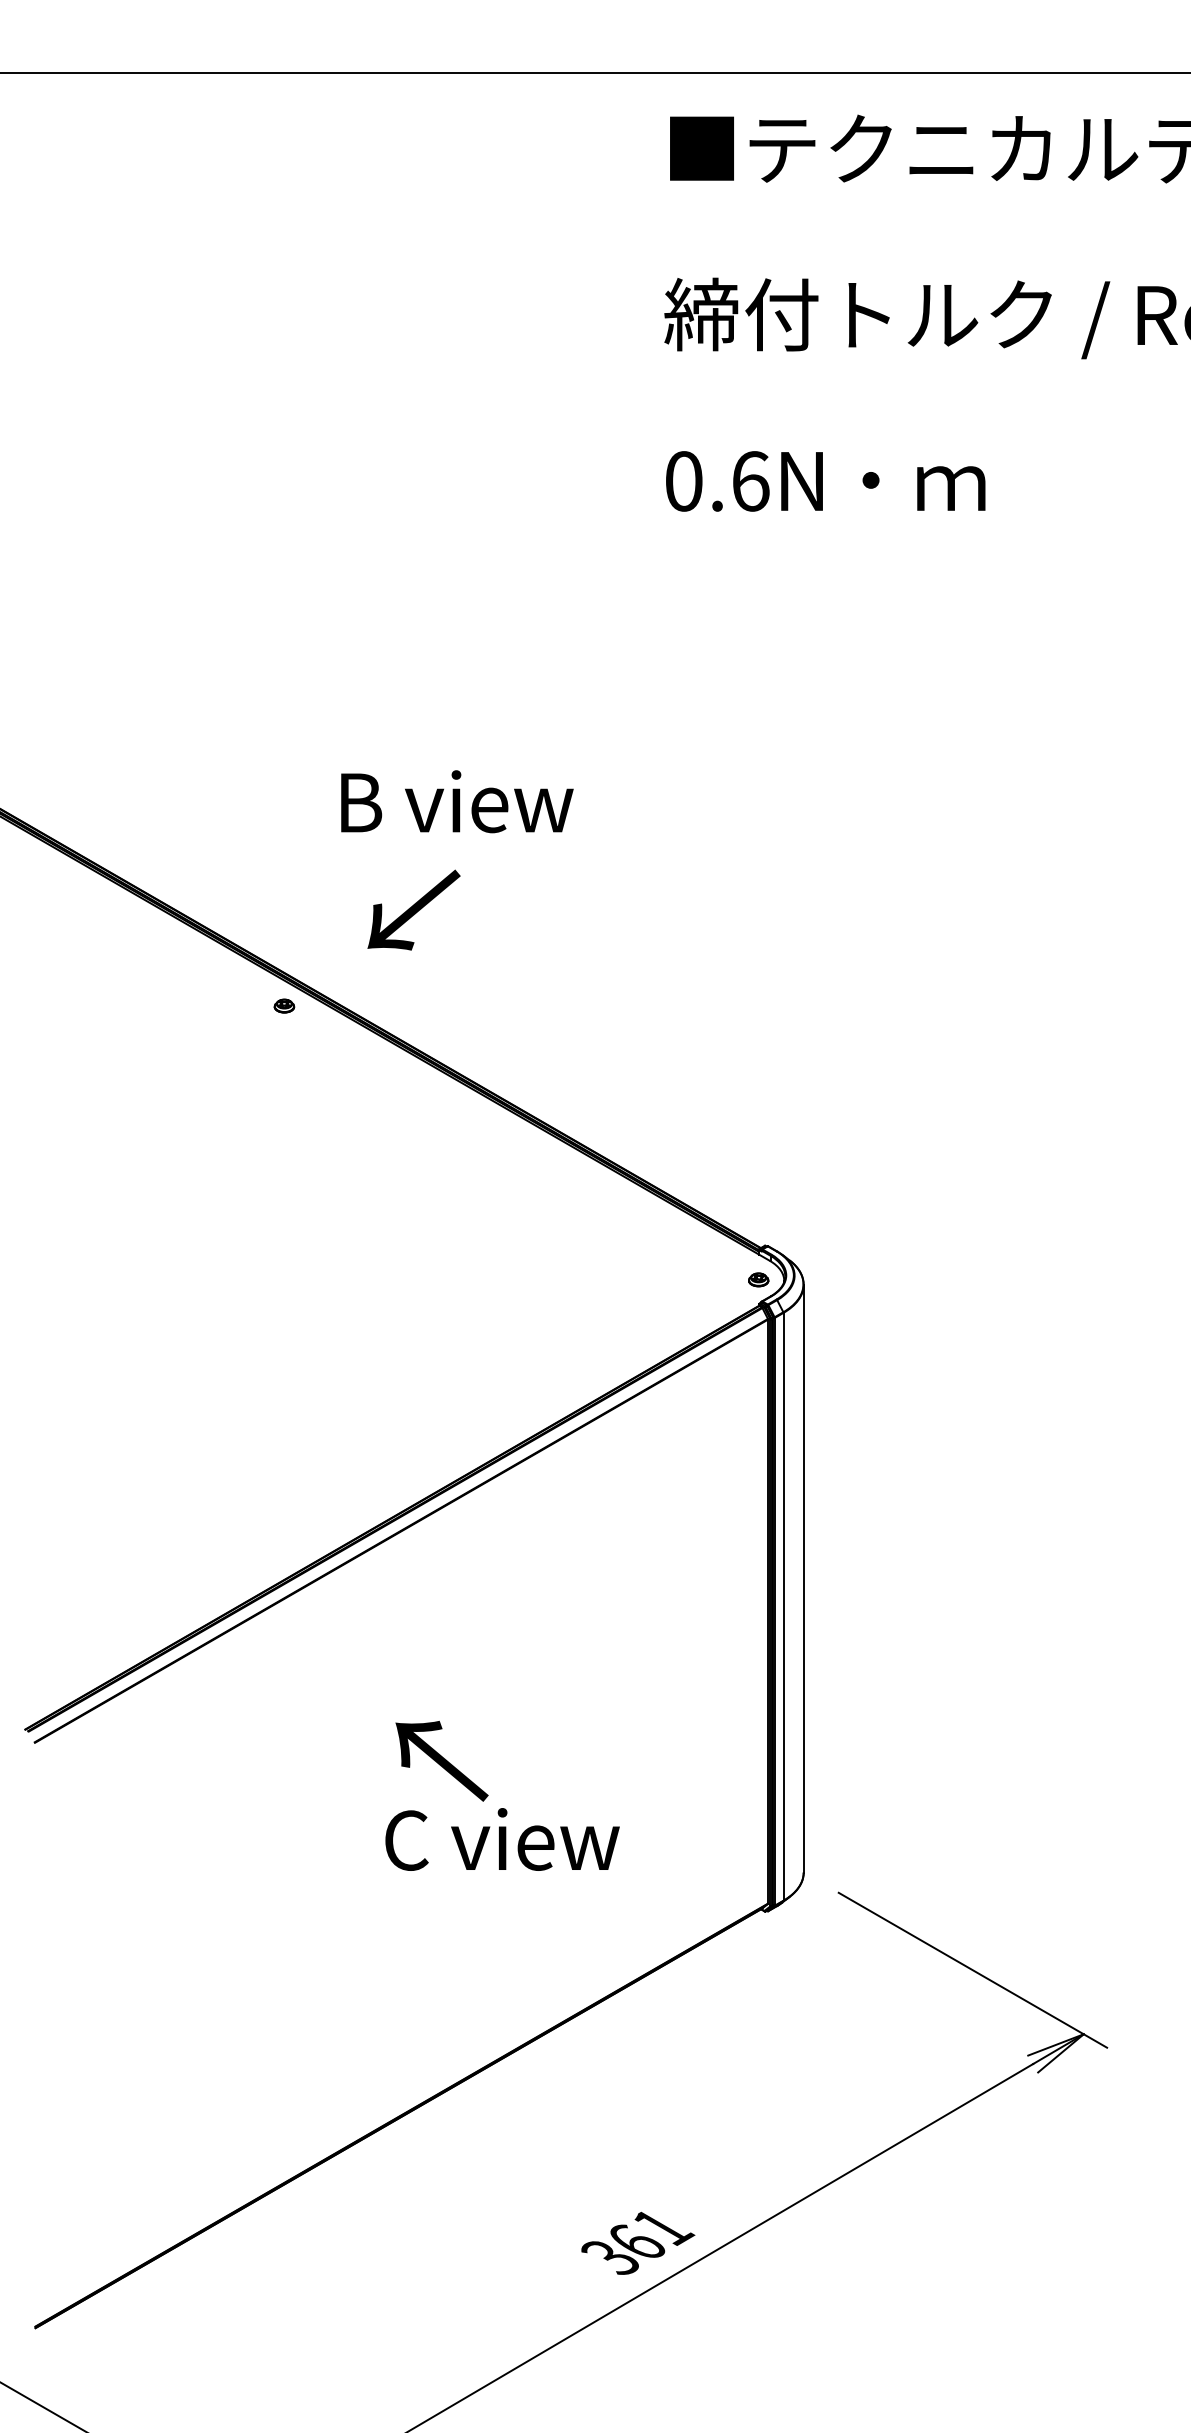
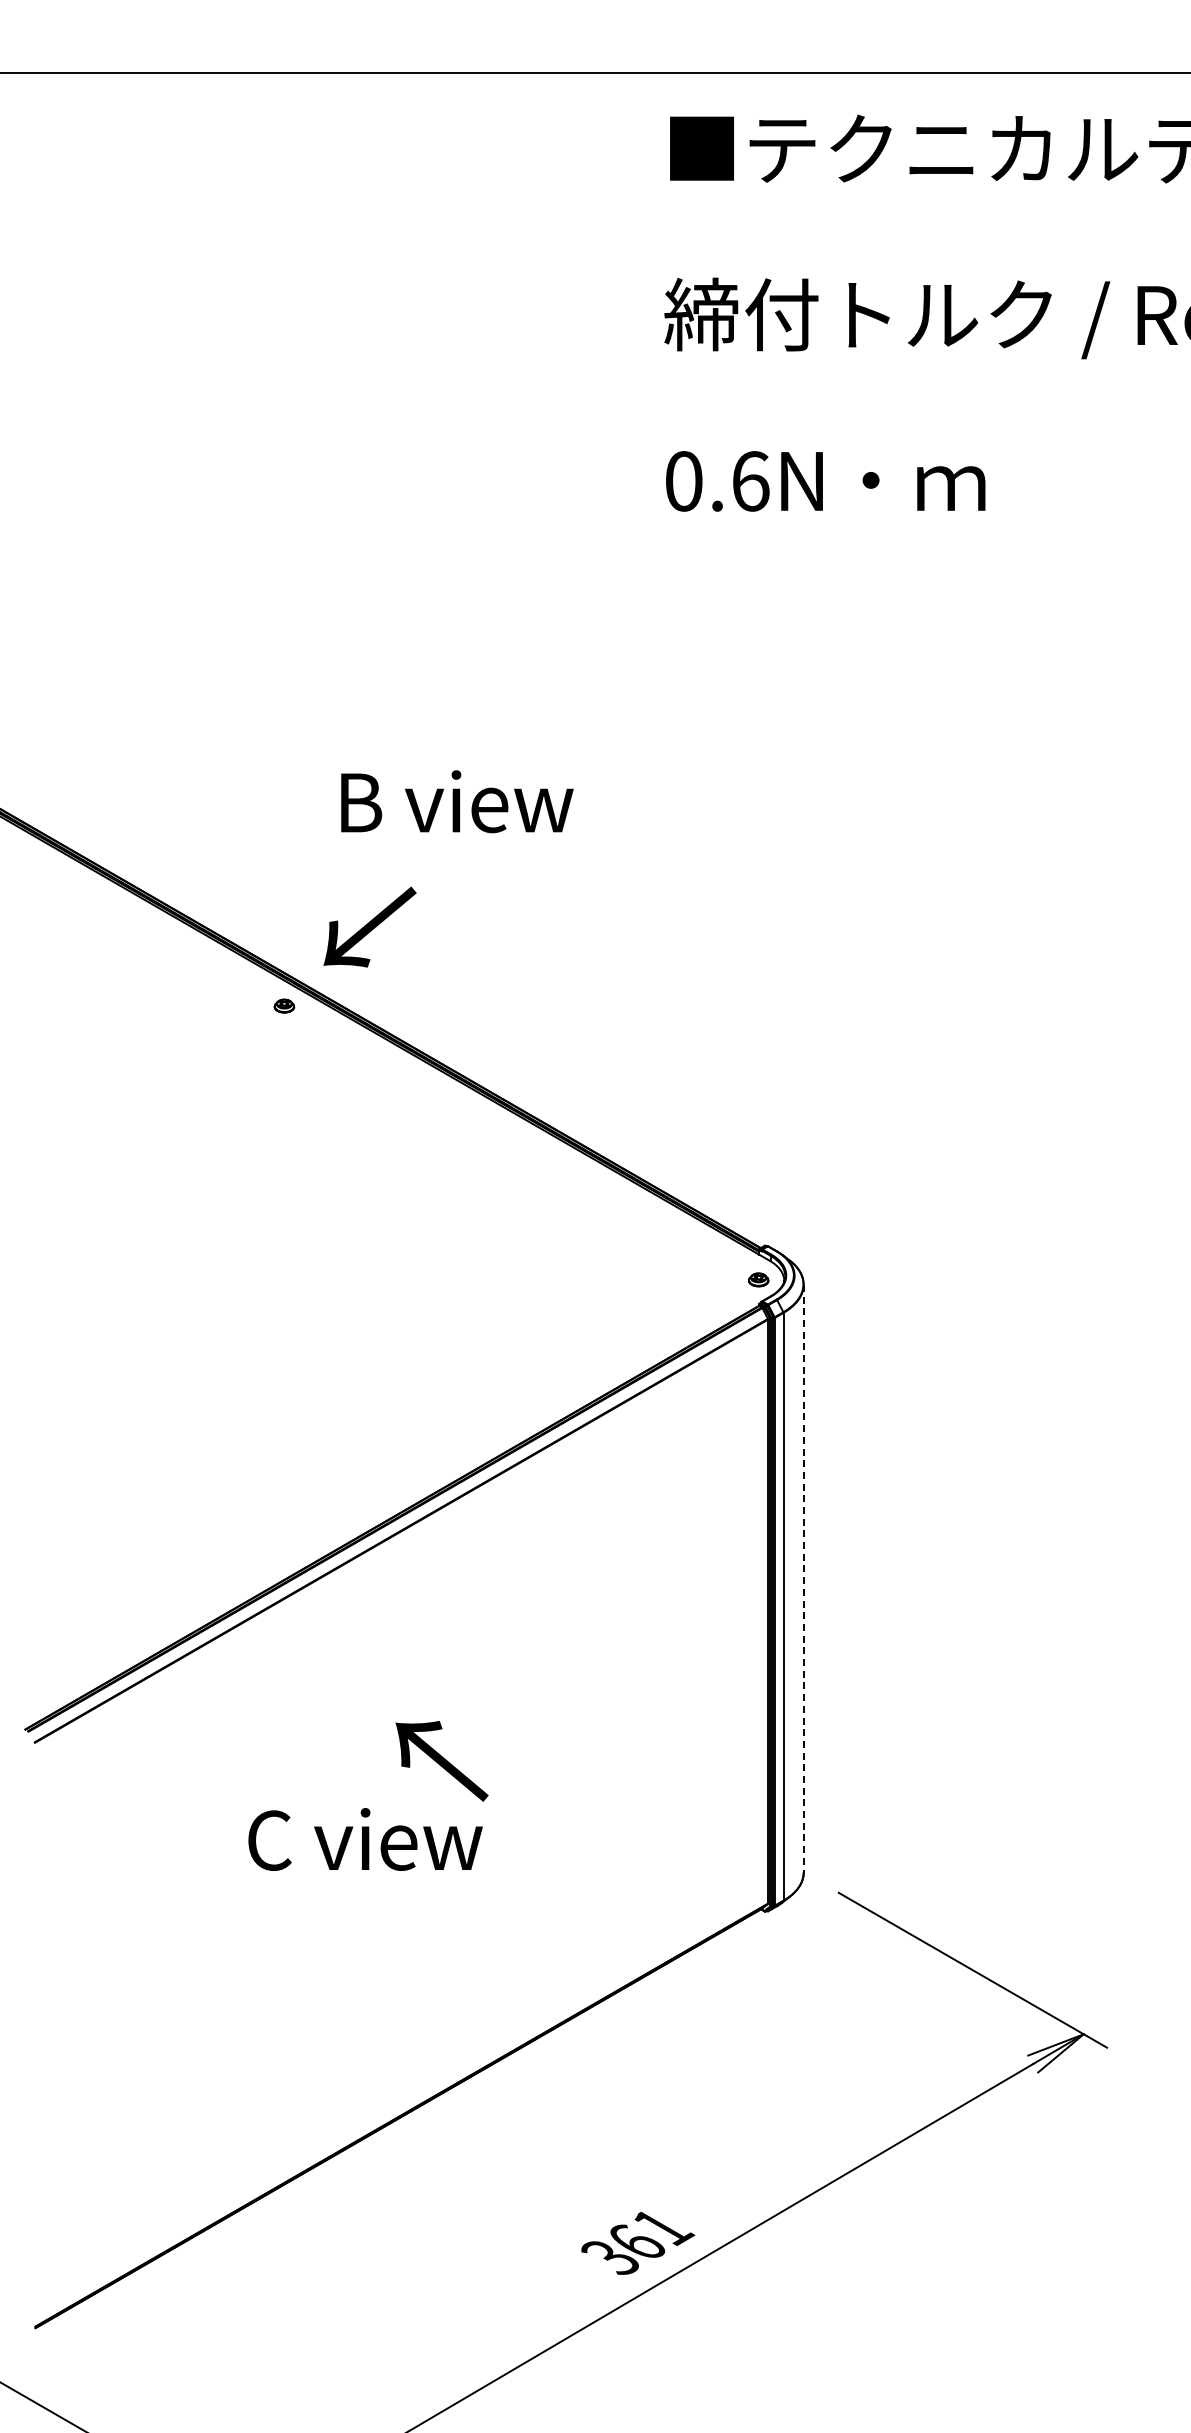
text position: (413, 909) -> (369, 926) (369, 926)
line: solid -> dashed (803, 1578)
text position: (502, 1839) -> (365, 1839) (365, 1839)
